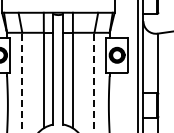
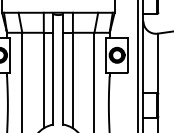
line: dashed -> solid (22, 82)
line: dashed -> solid (94, 82)
